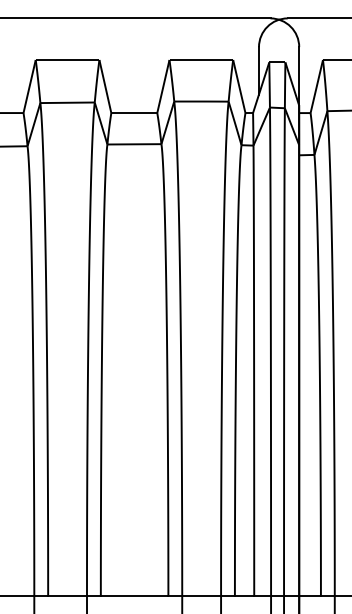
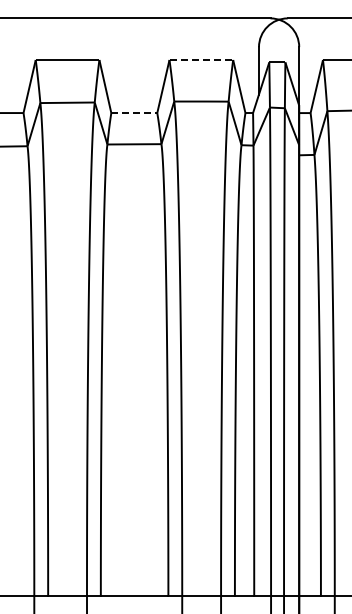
line: solid -> dashed (200, 59)
line: solid -> dashed (134, 113)
